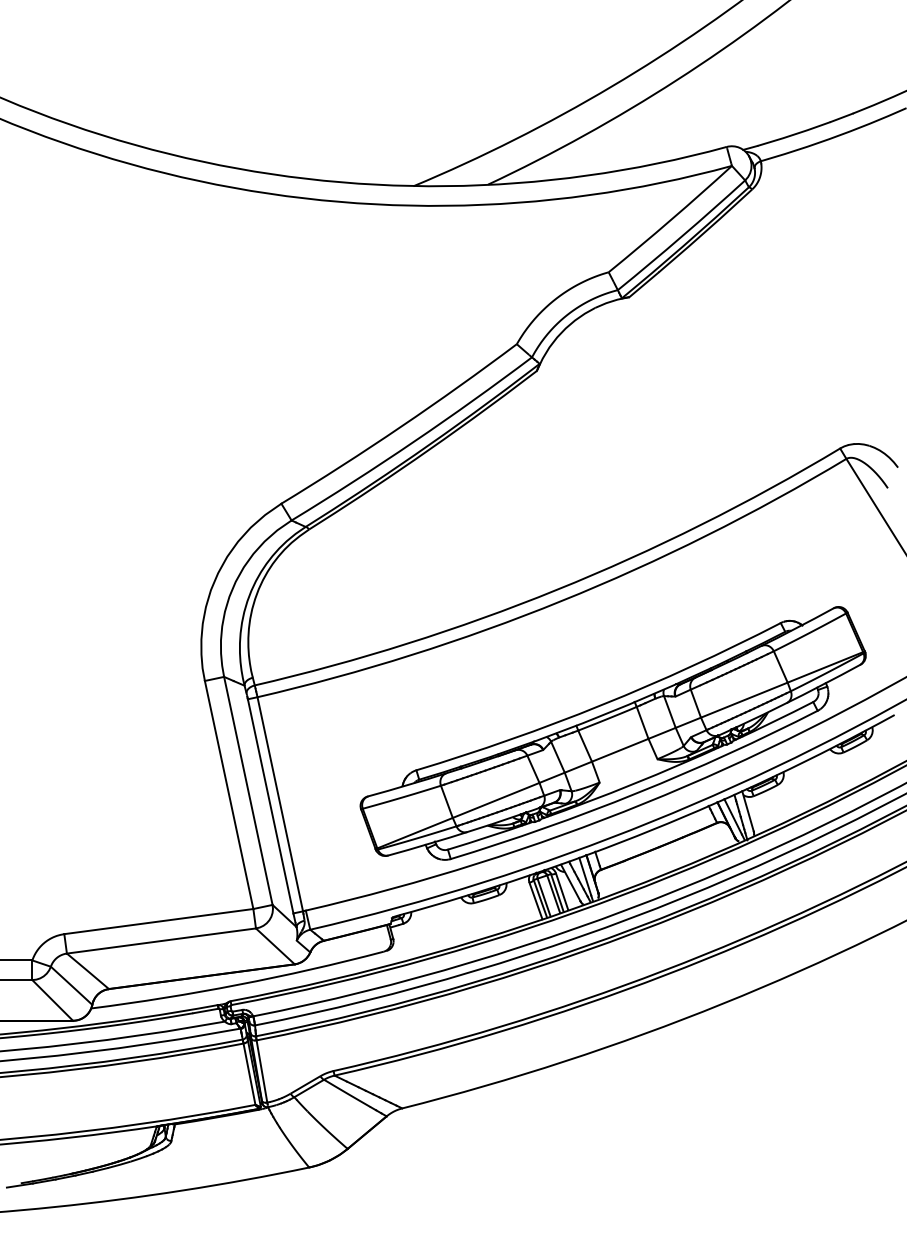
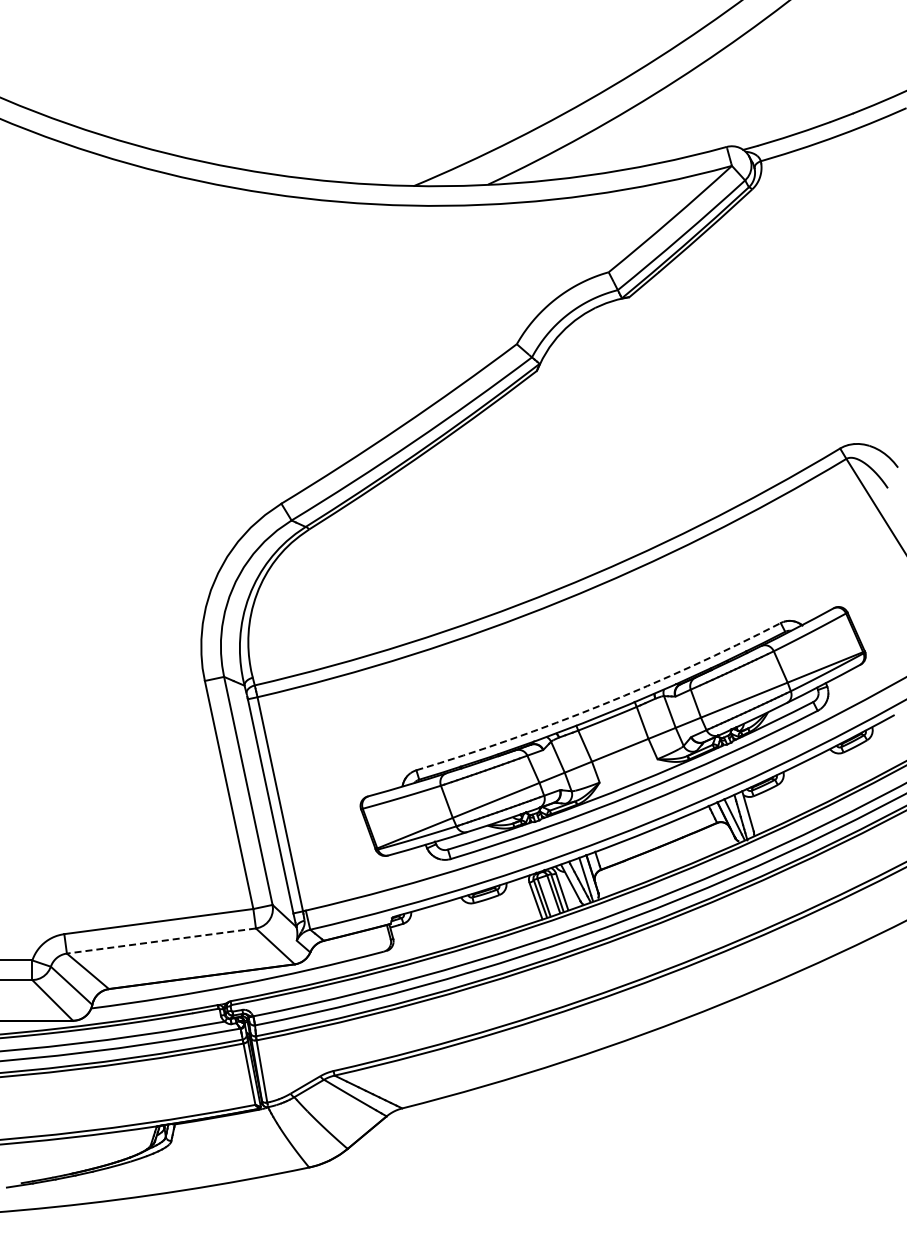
arc: solid -> dashed (601, 705)
line: solid -> dashed (160, 941)
